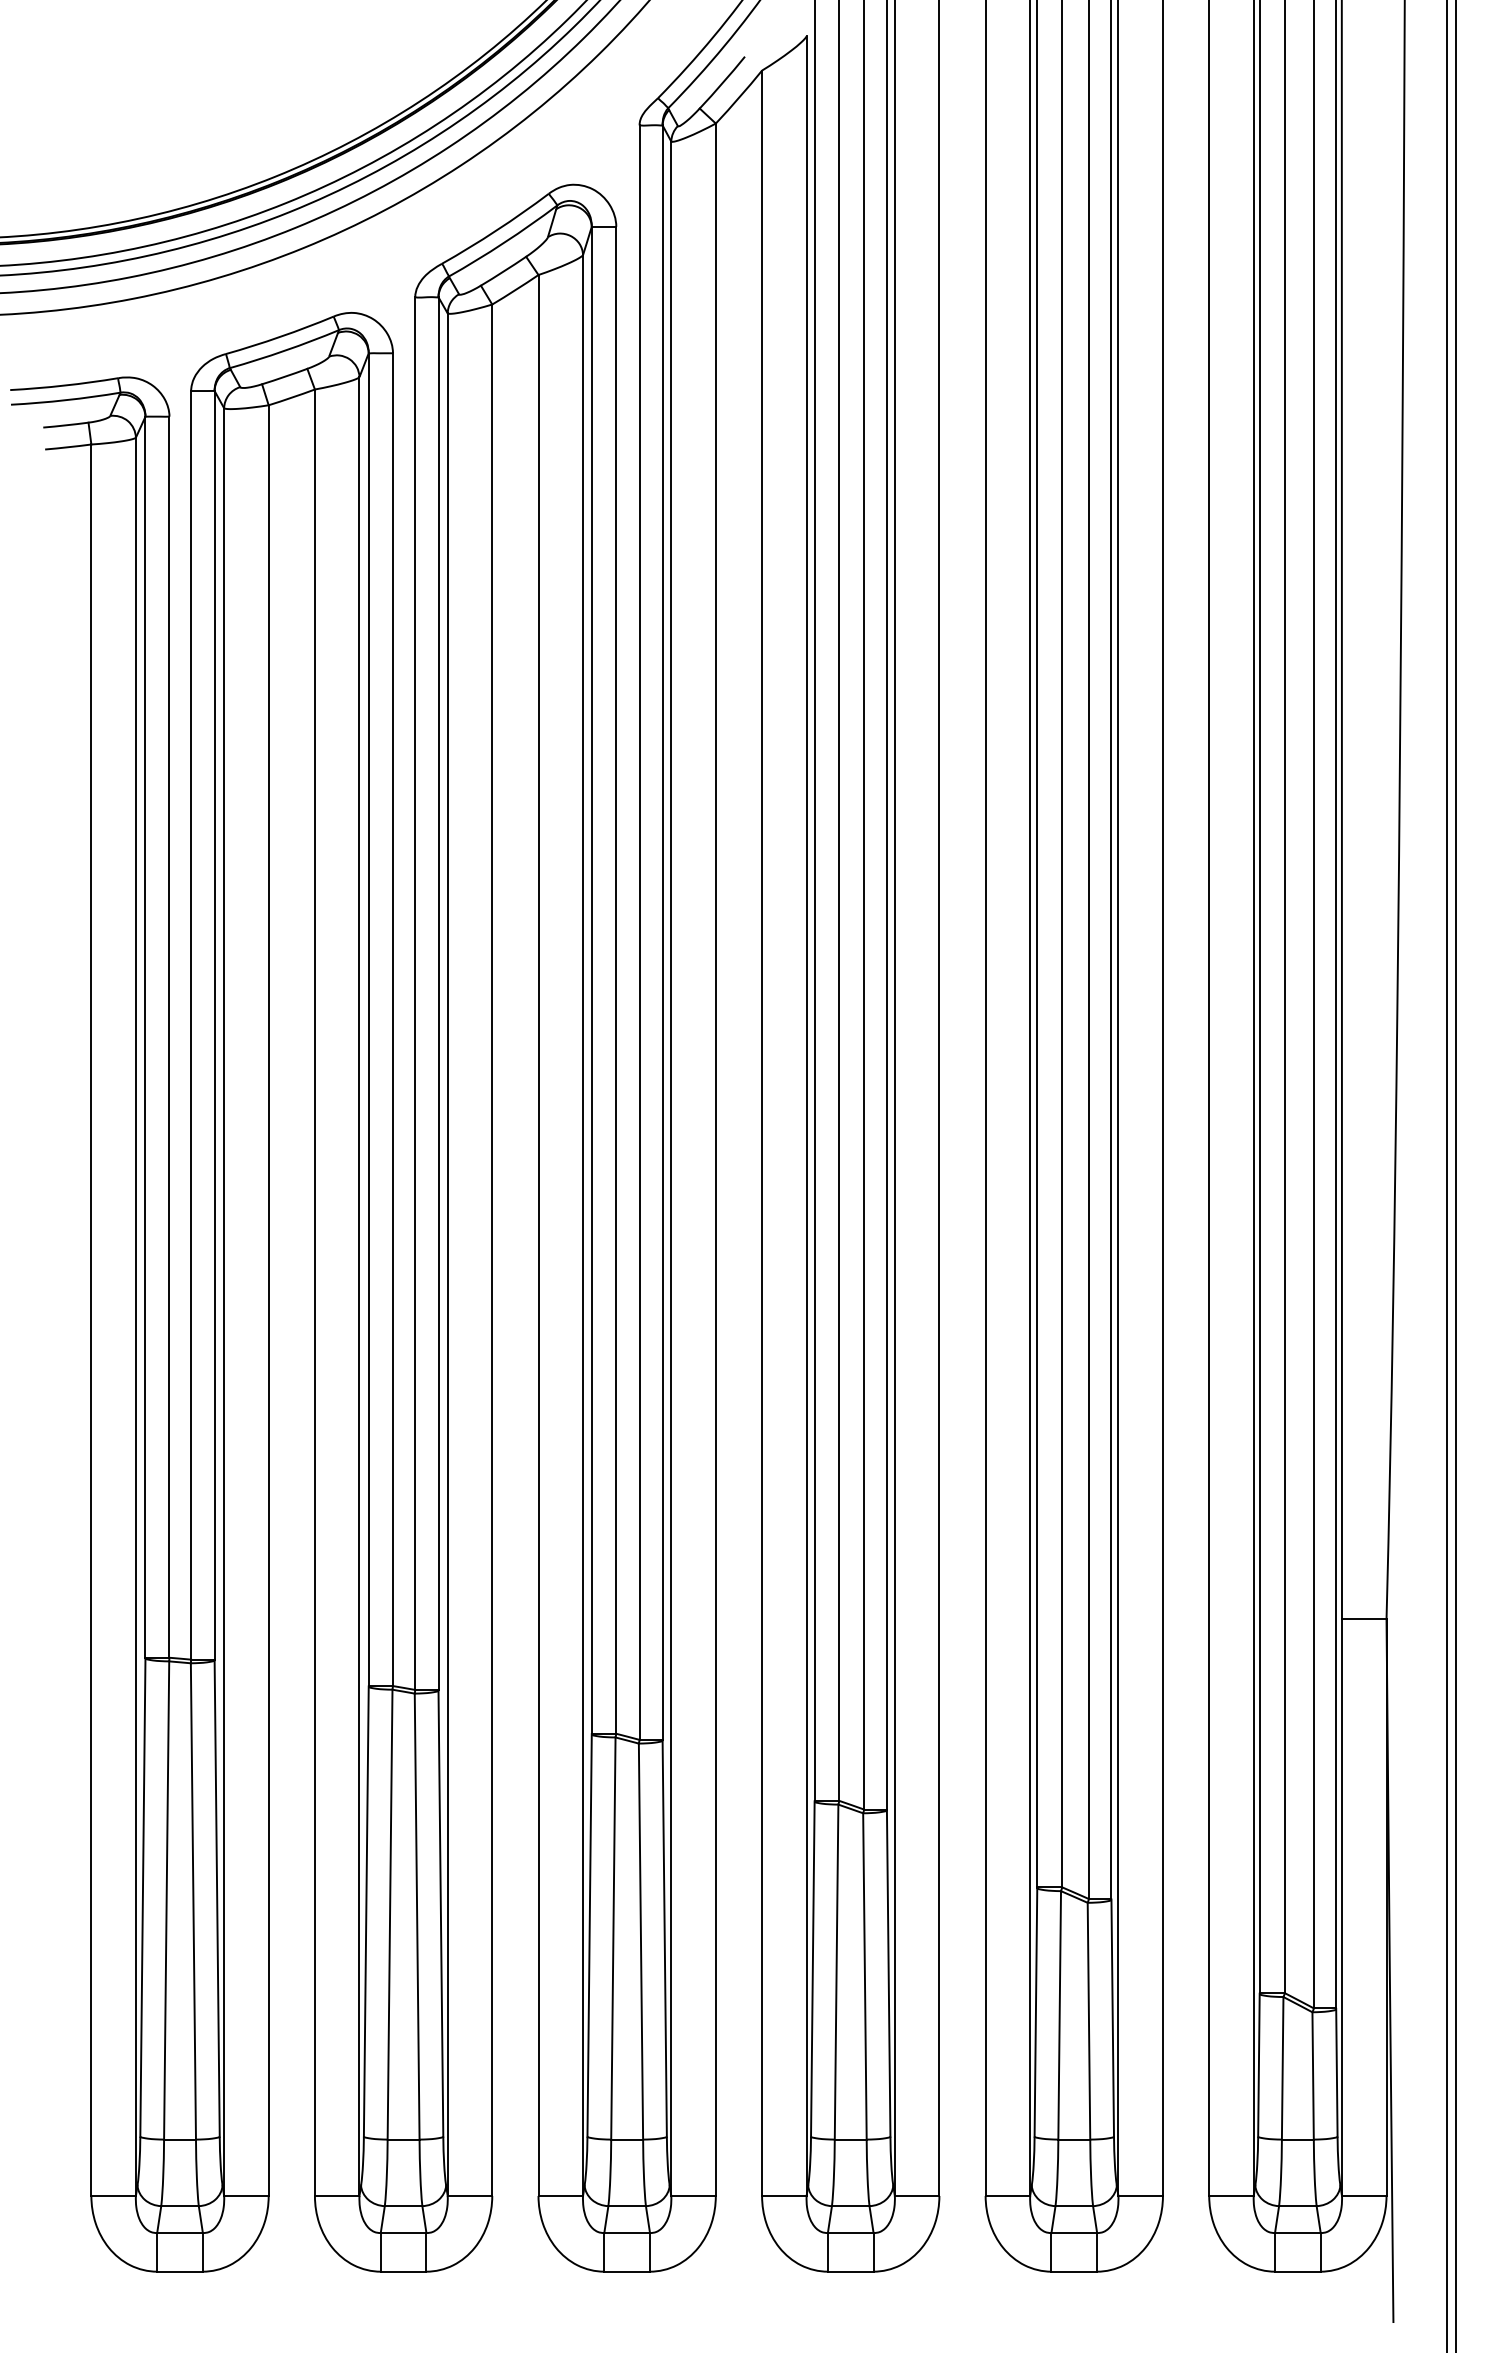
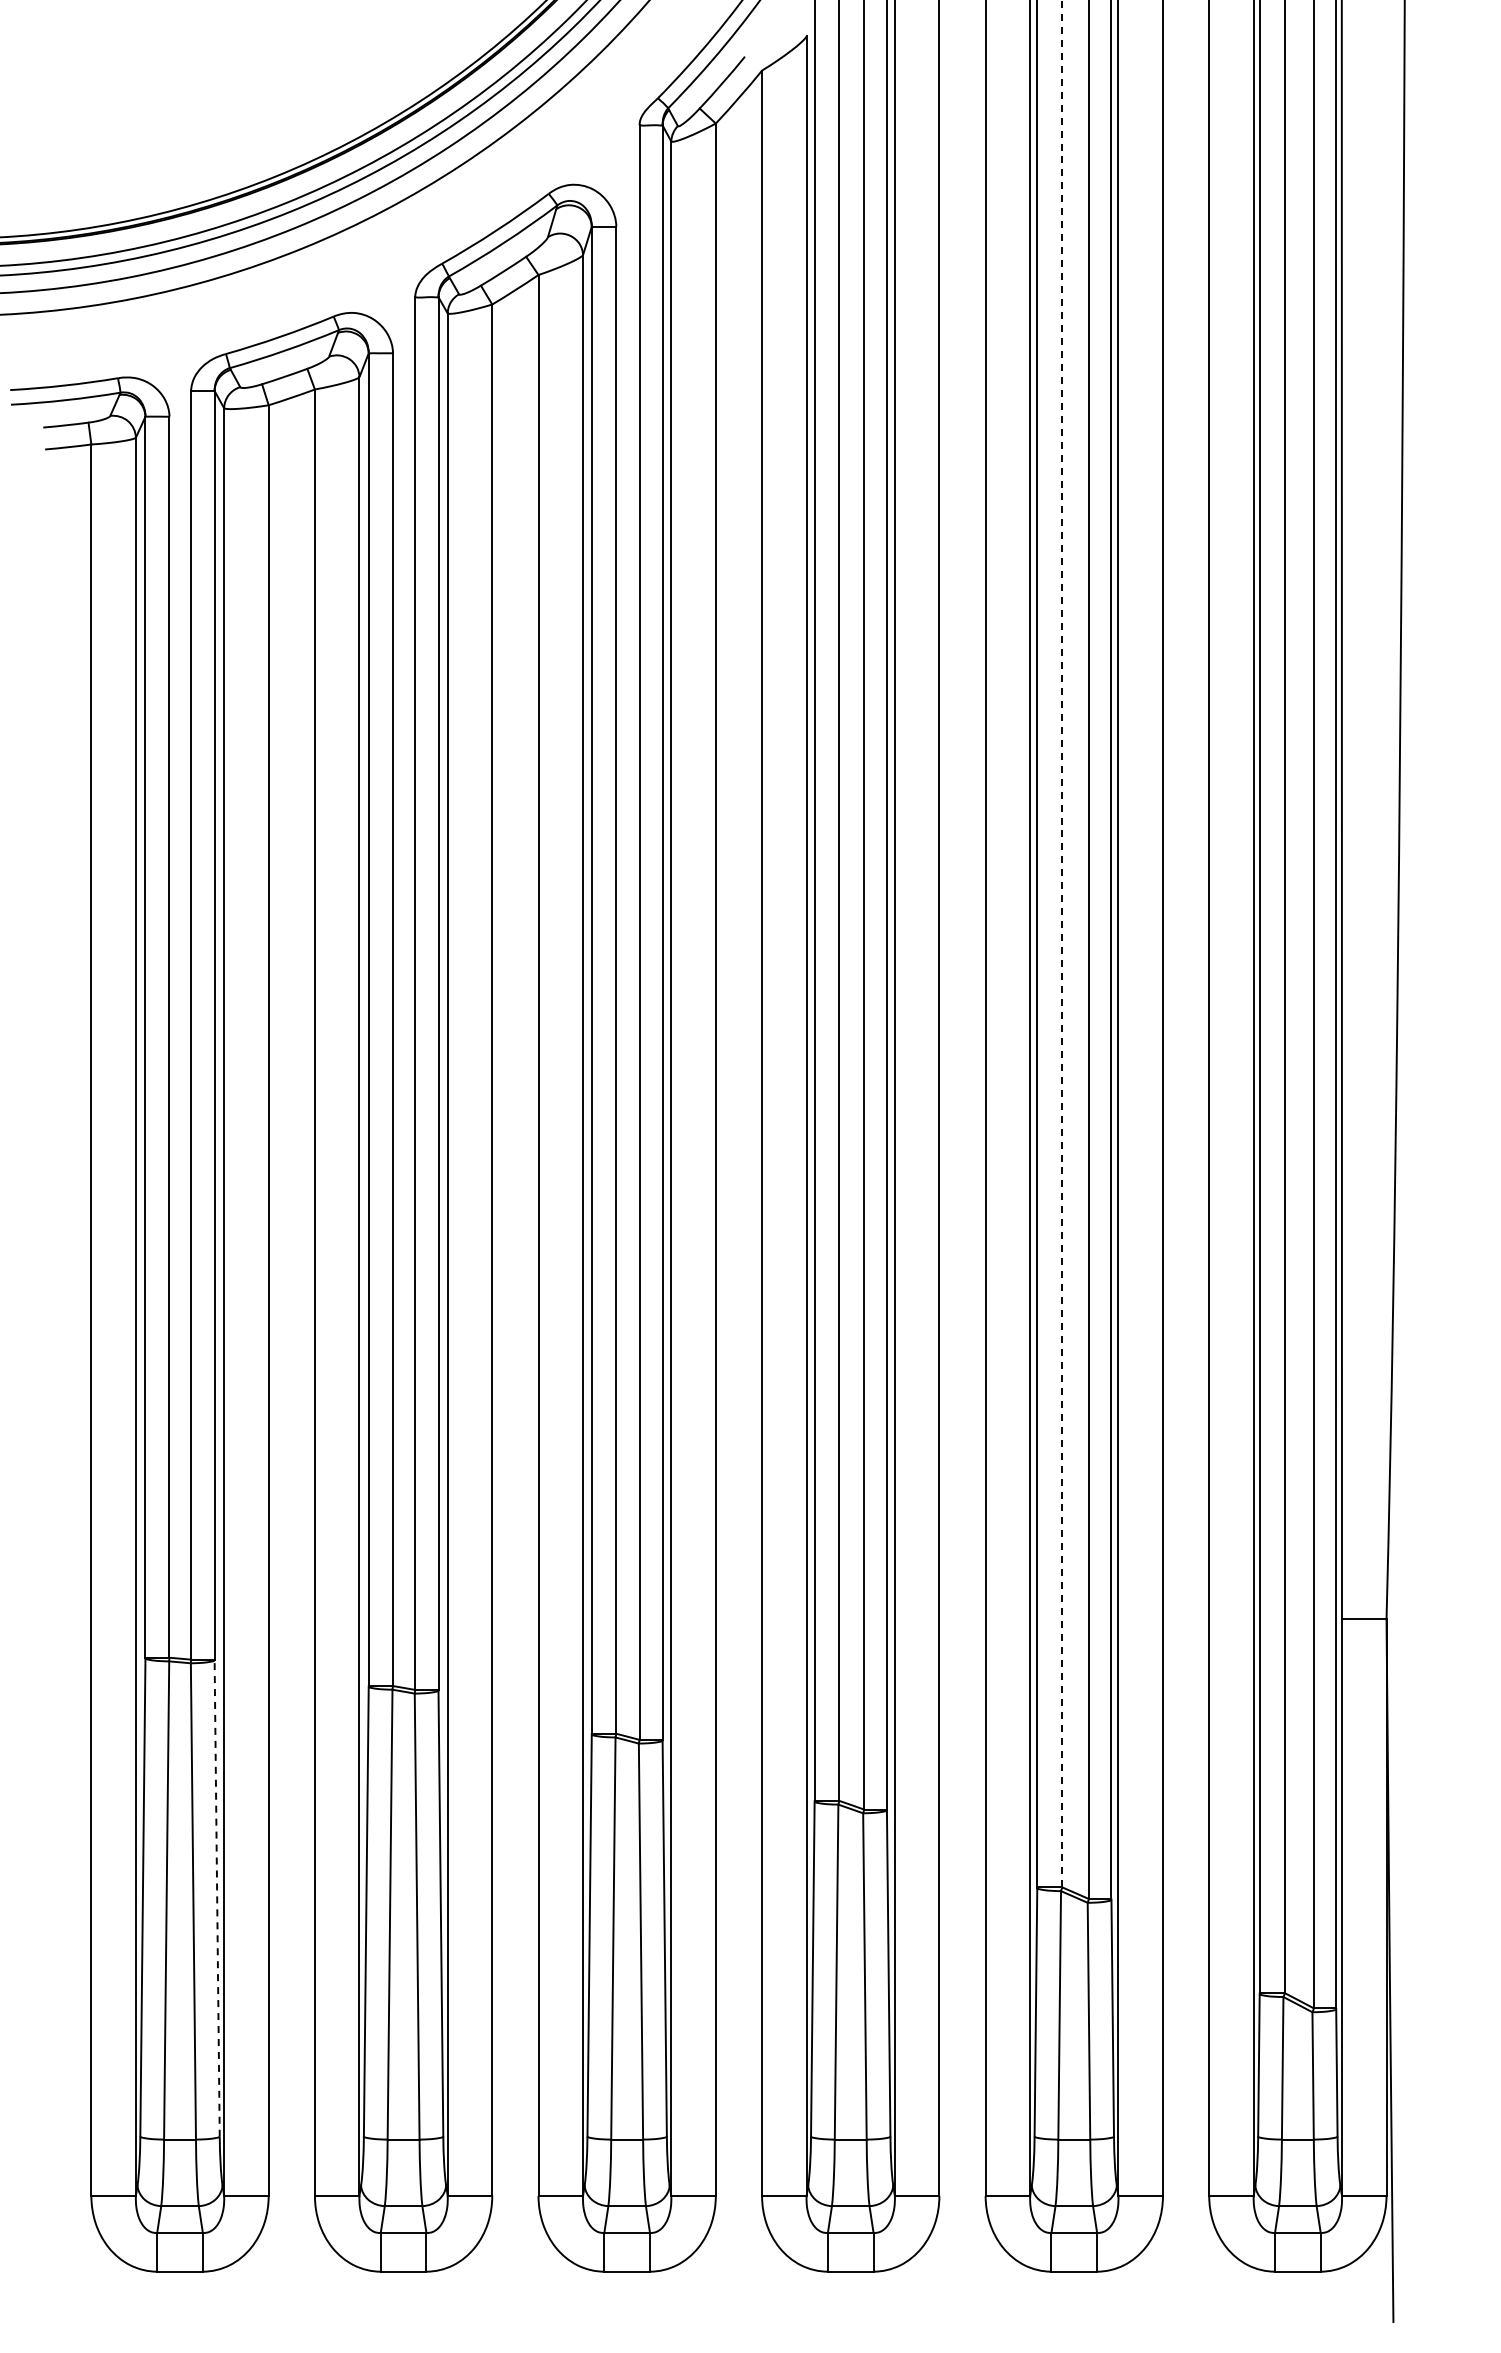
line: solid -> dashed (1062, 943)
line: present -> none (1446, 1175)
line: present -> none (1455, 1175)
line: solid -> dashed (217, 1897)
